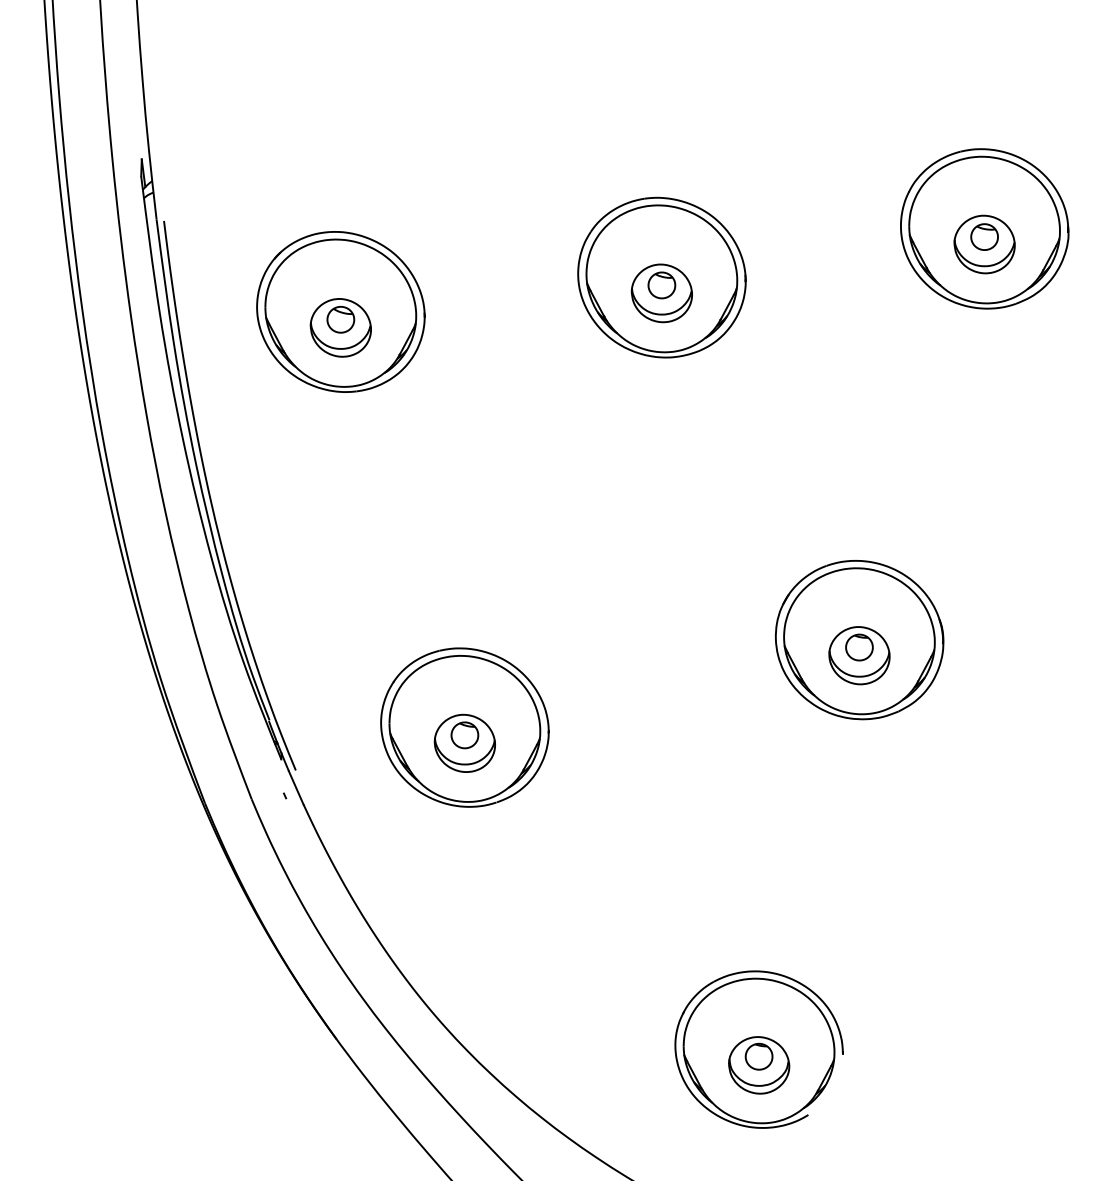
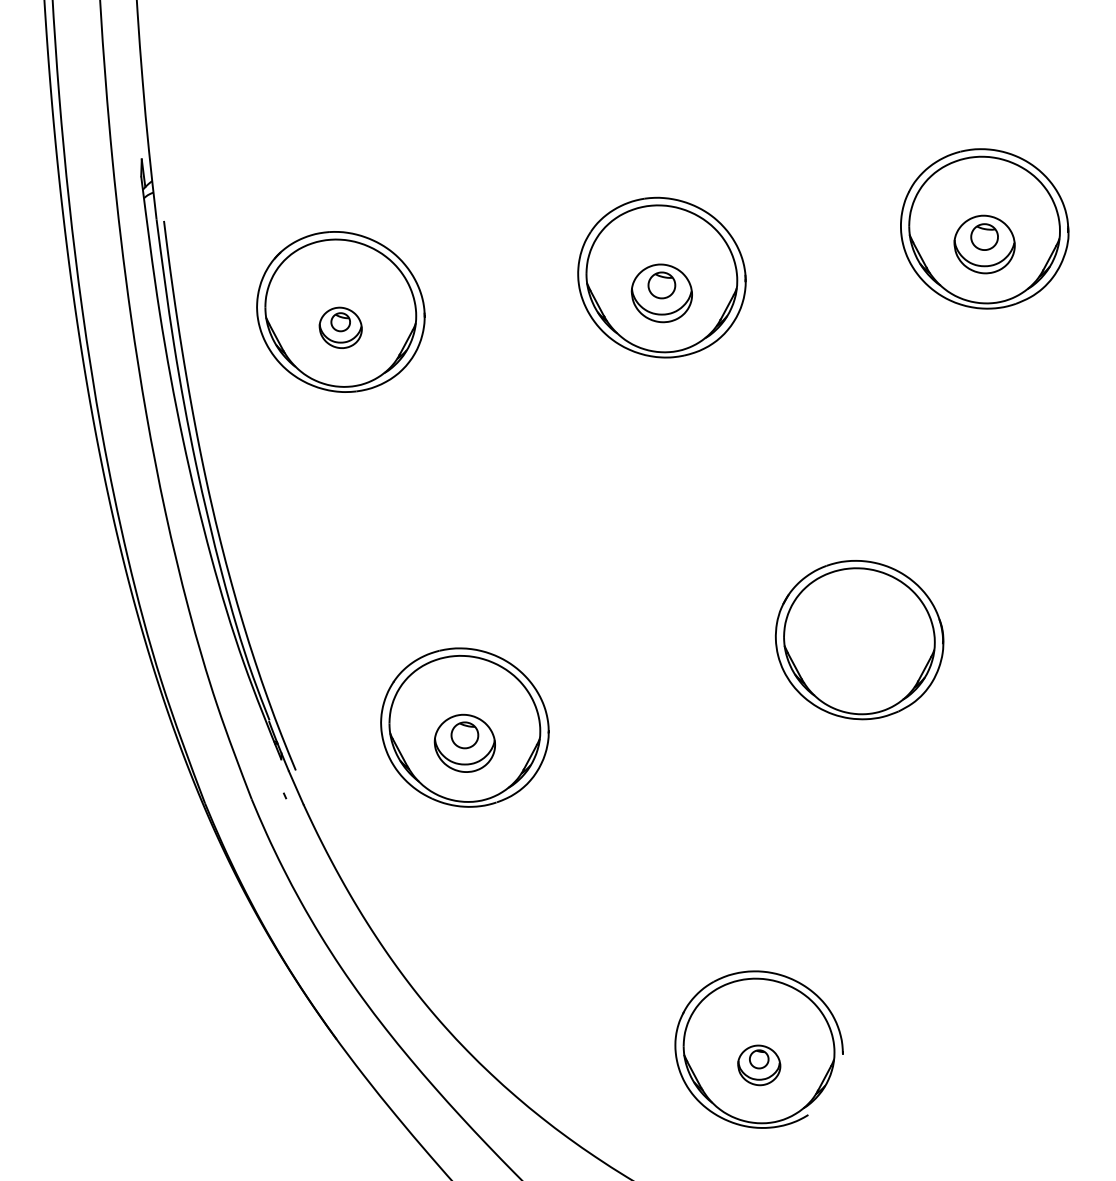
part size: 63x60 px -> 45x43 px (340, 327)
part: present -> none (859, 655)
part size: 63x59 px -> 45x43 px (759, 1065)
